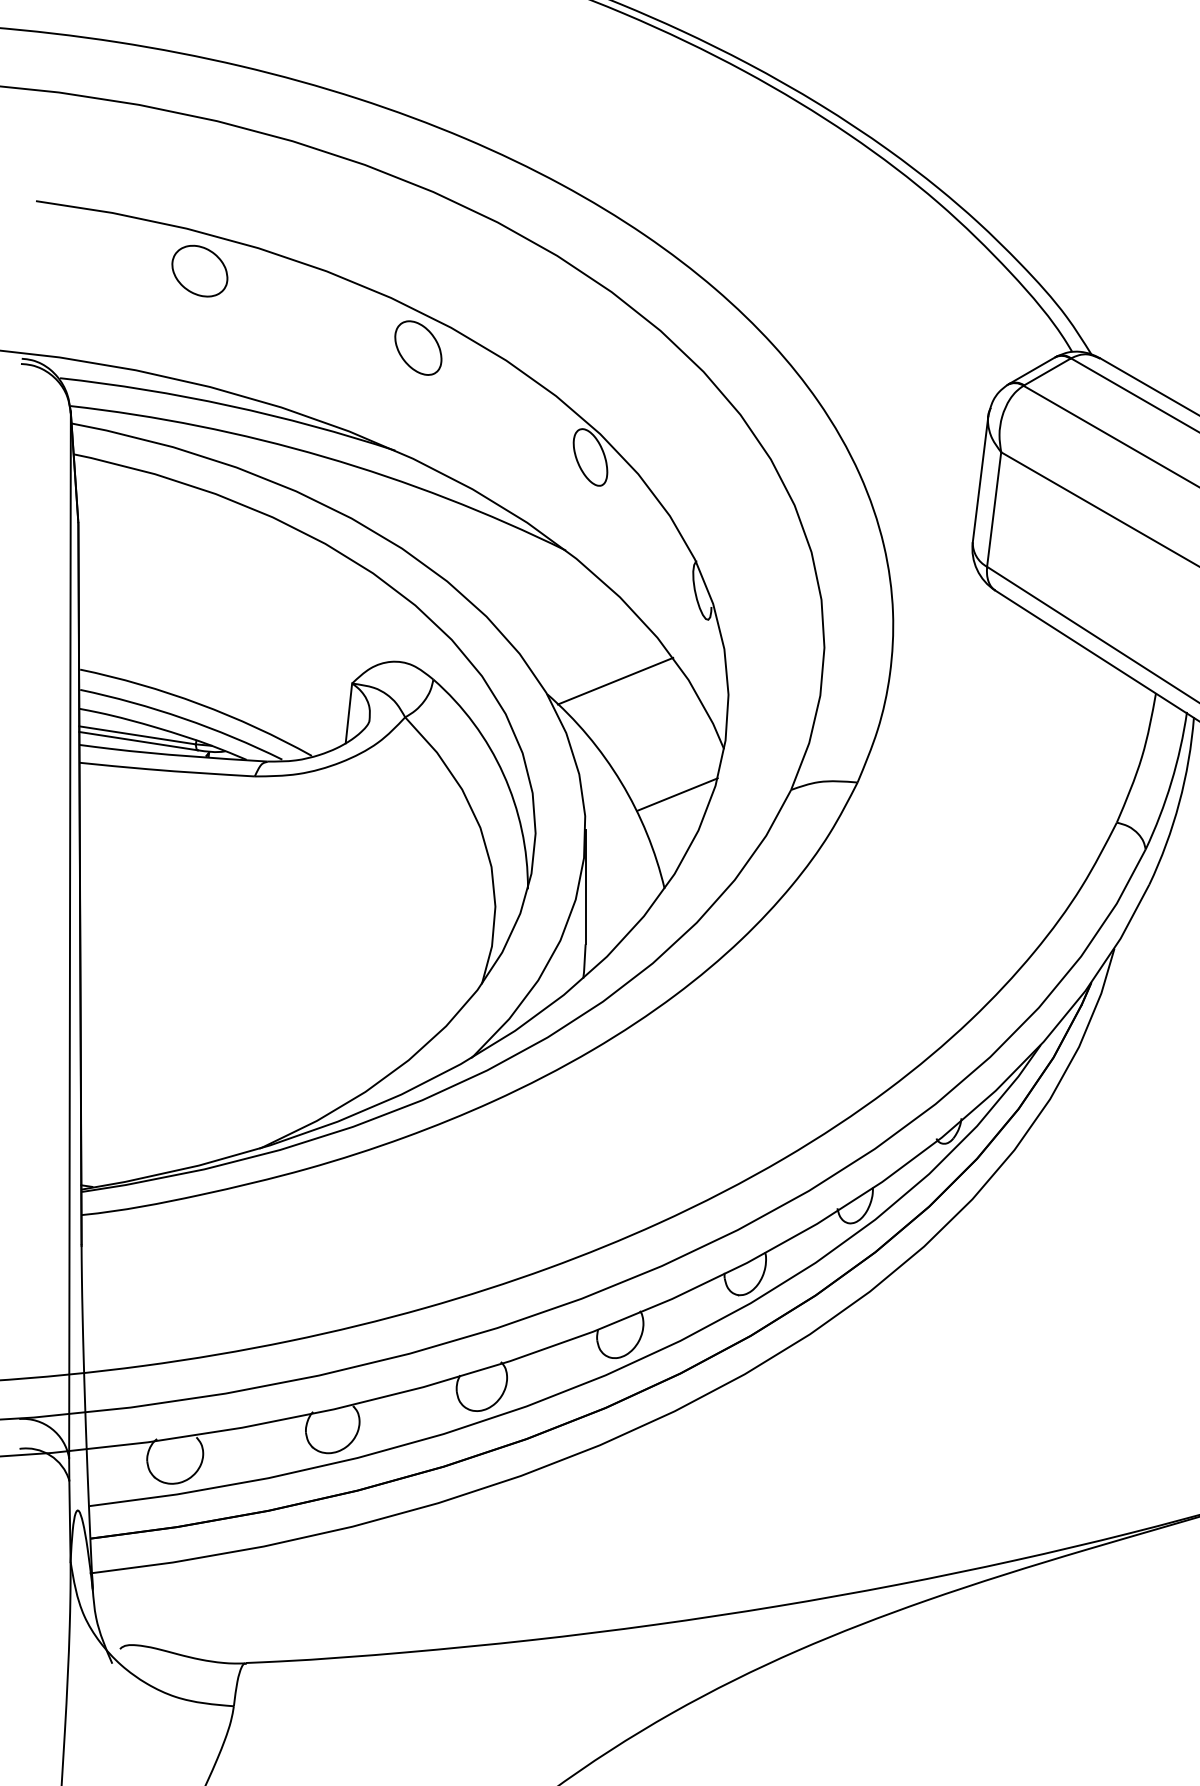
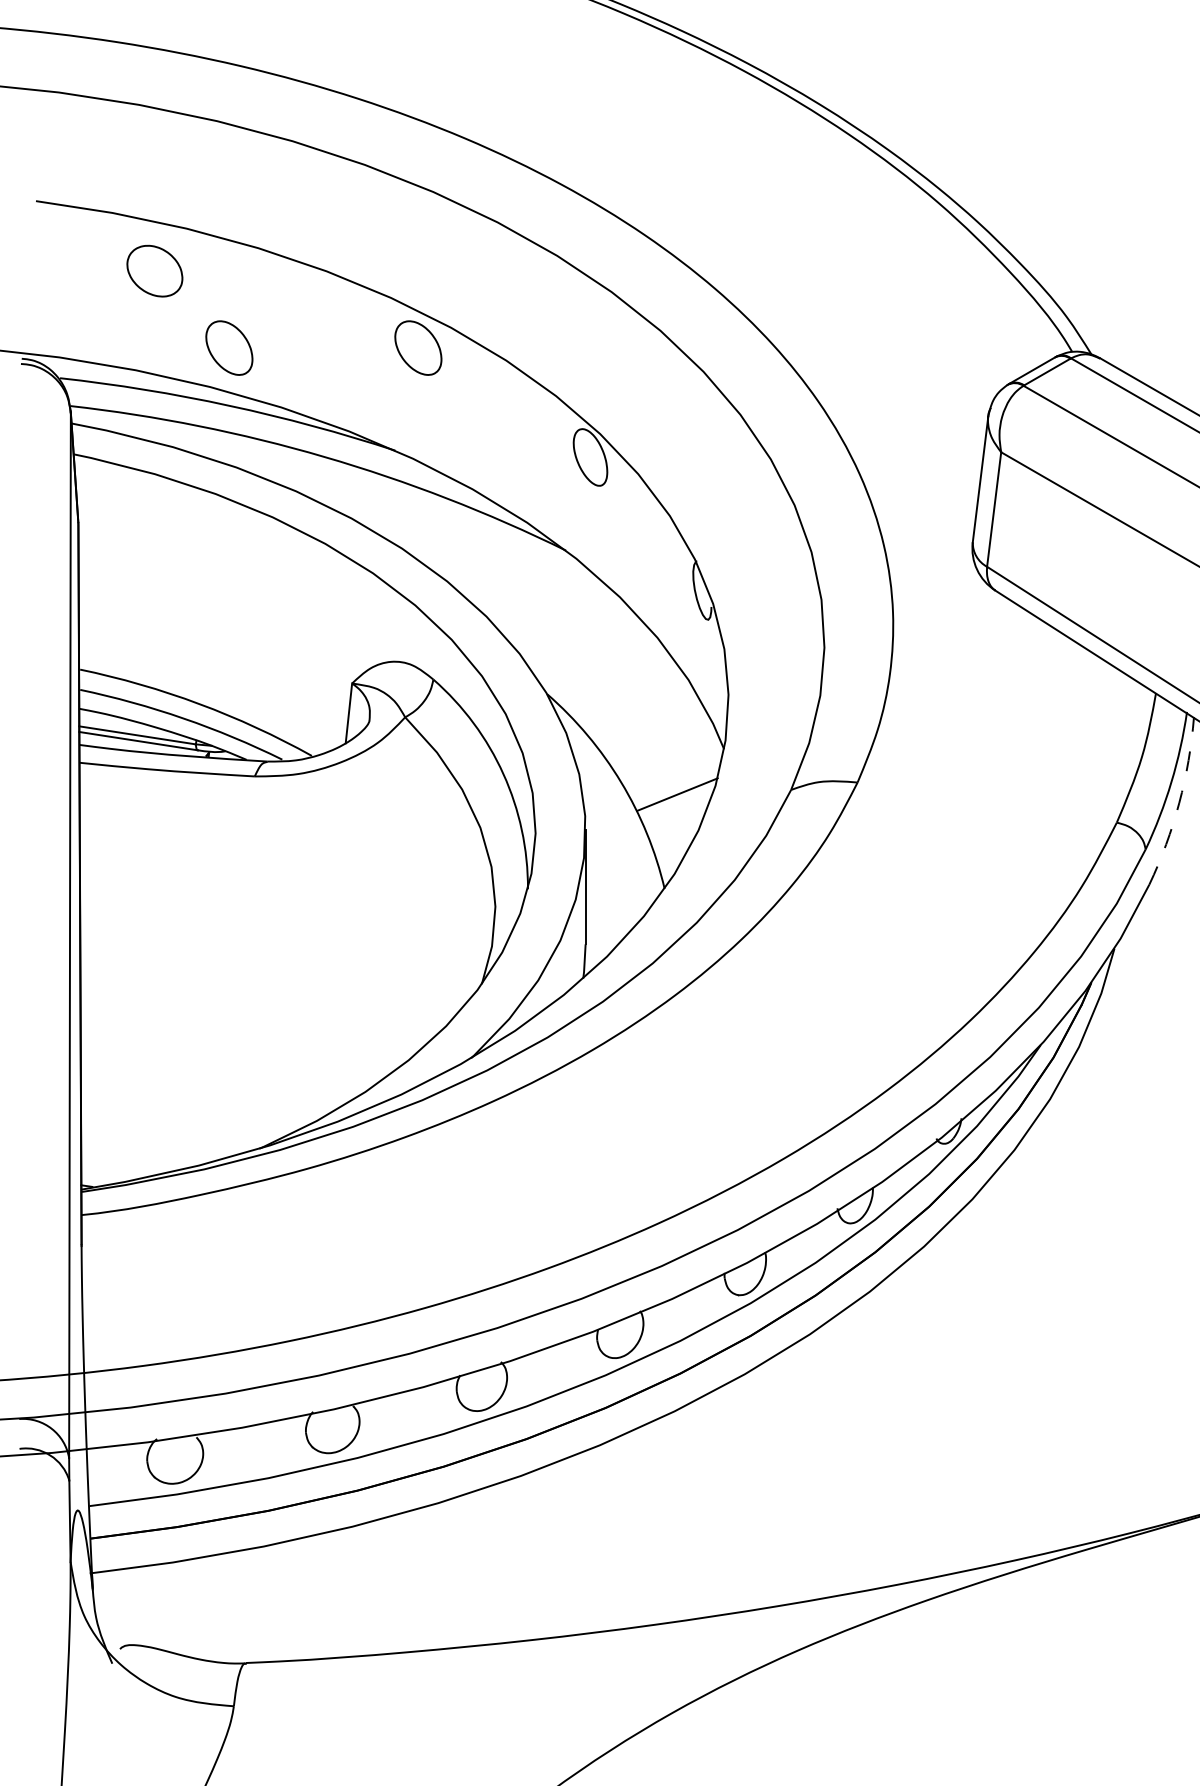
part position: (199, 270) -> (154, 270) (154, 270)
part: none -> present (229, 347)
line: present -> none (615, 680)
arc: solid -> dashed (1179, 803)
